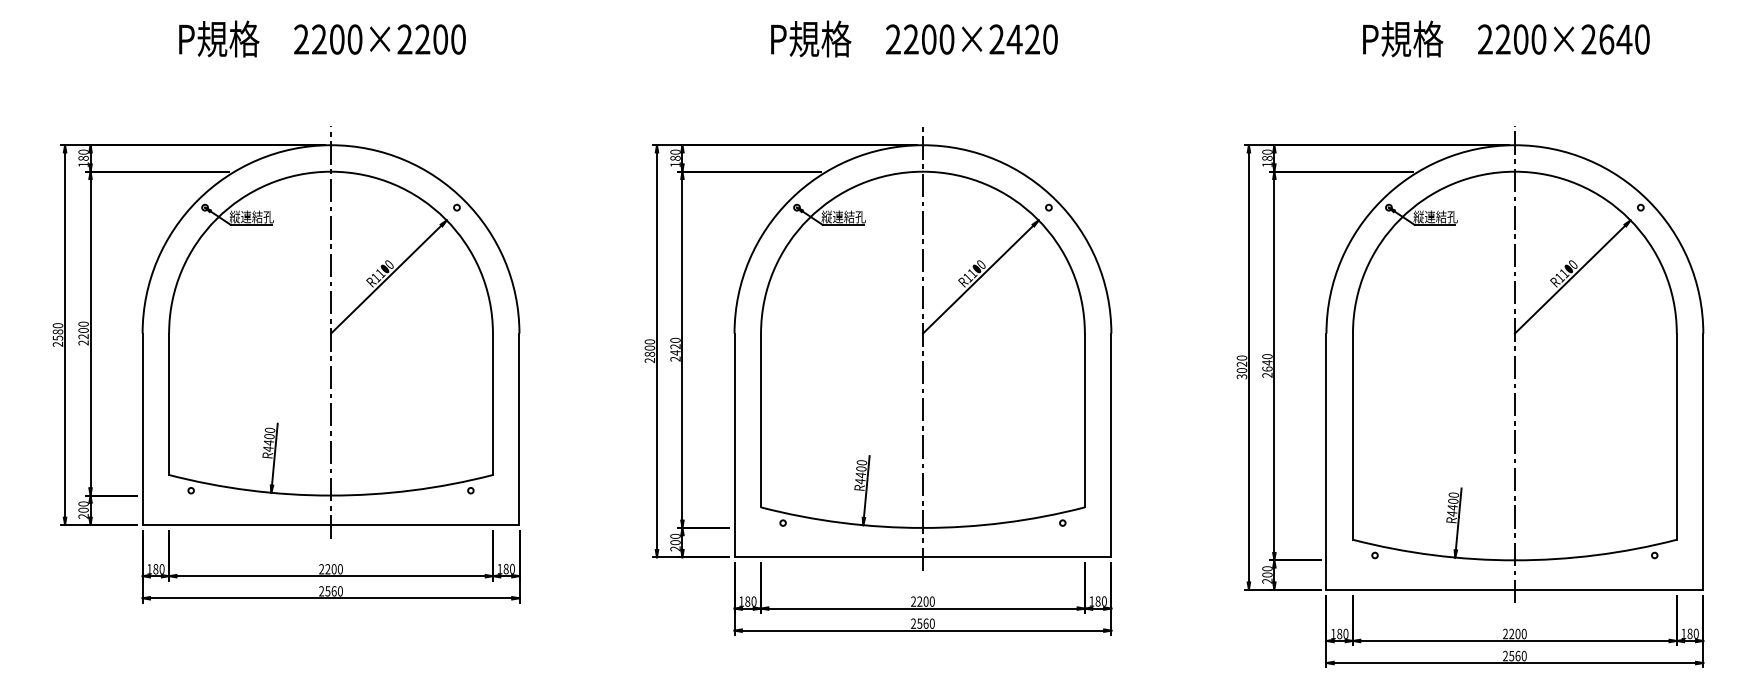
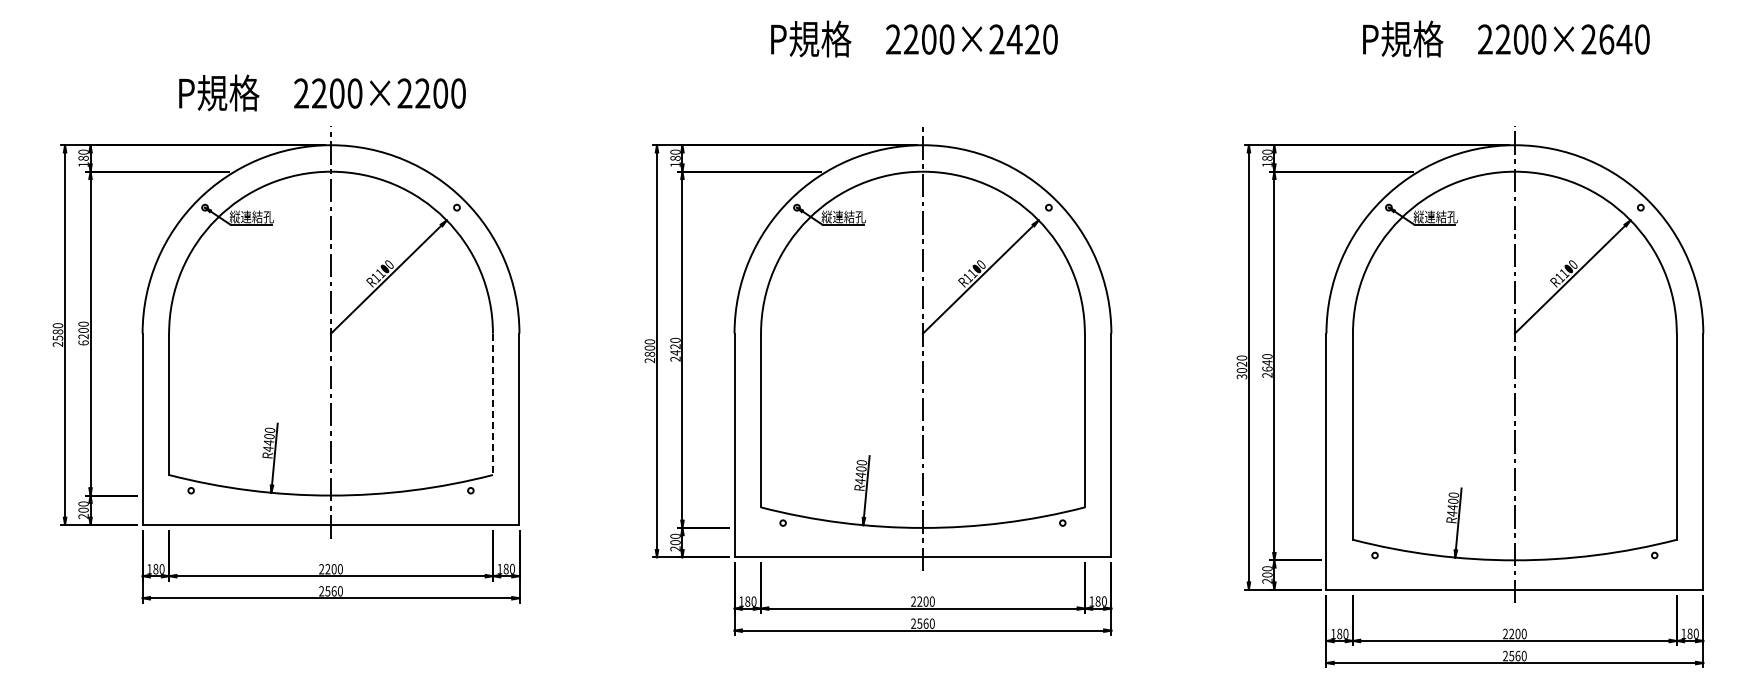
text position: (322, 38) -> (322, 92) (322, 92)
text: 2200 -> 6200 (83, 342)
line: solid -> dashed (492, 404)
